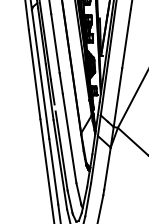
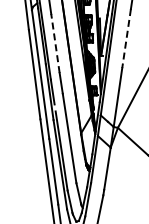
line: solid -> dashed (126, 38)
line: solid -> dashed (55, 43)
